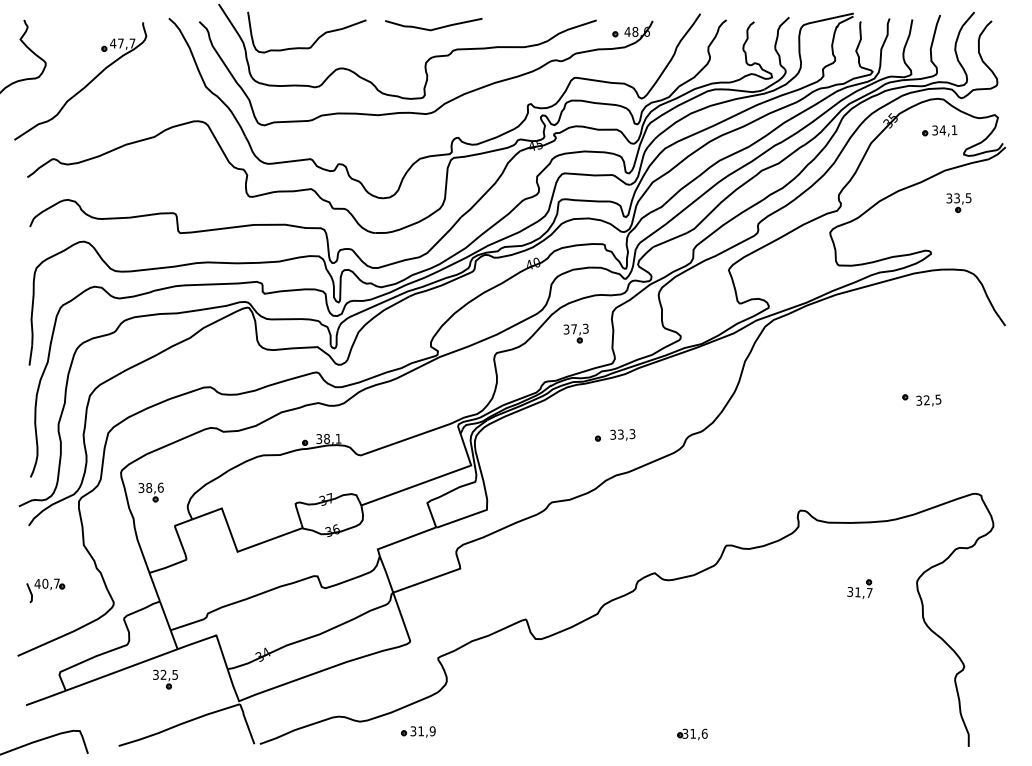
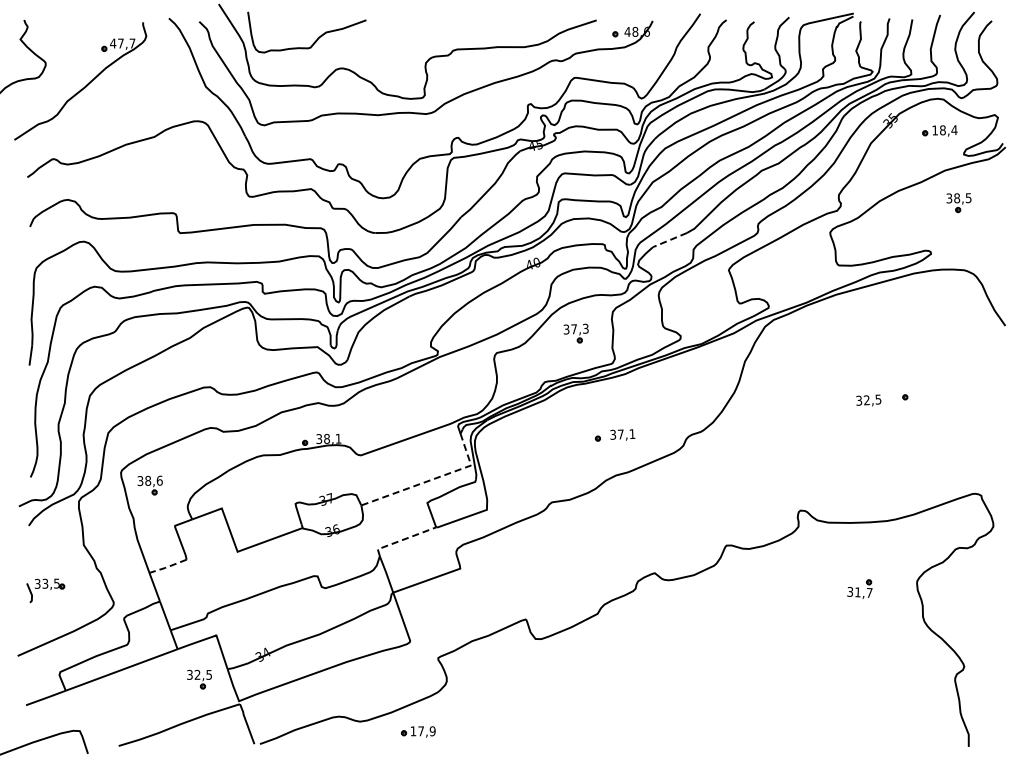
curve: present -> none (433, 28)
text: 34,1 -> 18,4 (944, 130)
text: 33,5 -> 38,5 (957, 198)
line: solid -> dashed (669, 240)
text position: (928, 400) -> (868, 400) (868, 400)
text: 33,3 -> 37,1 (626, 434)
line: solid -> dashed (431, 479)
part position: (150, 492) -> (149, 485) (149, 485)
line: solid -> dashed (402, 539)
line: solid -> dashed (167, 566)
text: 40,7 -> 33,5 (46, 583)
part position: (165, 679) -> (199, 679) (199, 679)
text: 31,9 -> 17,9 (416, 731)
part: present -> none (692, 734)
